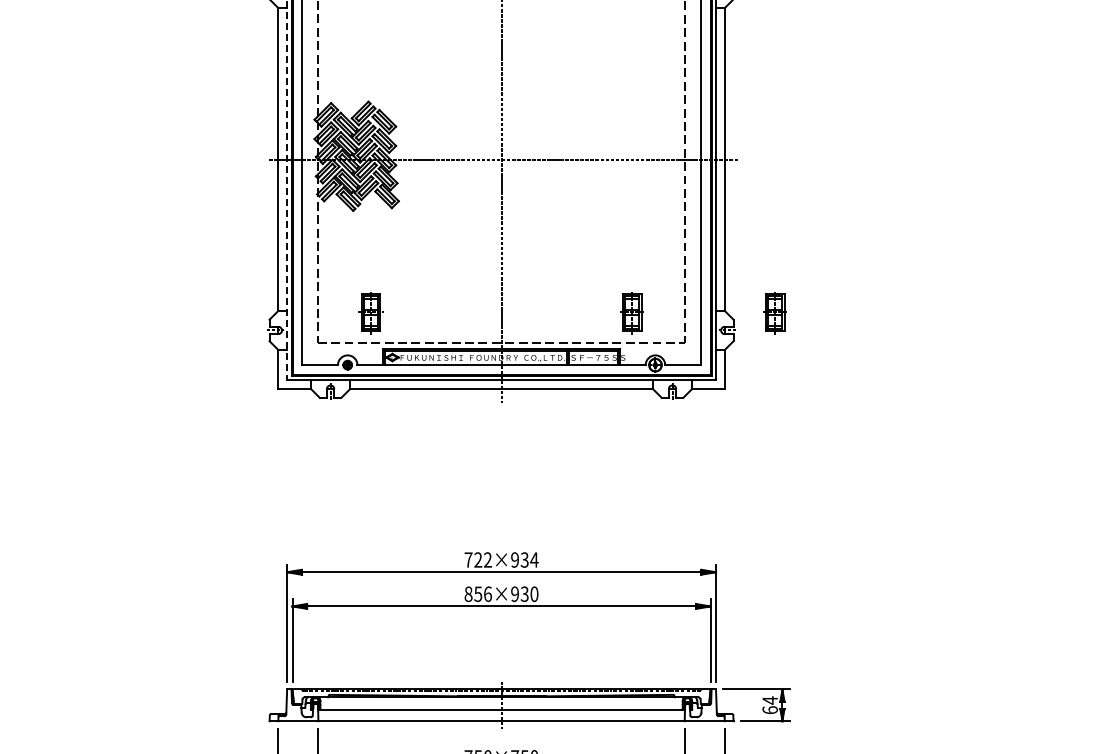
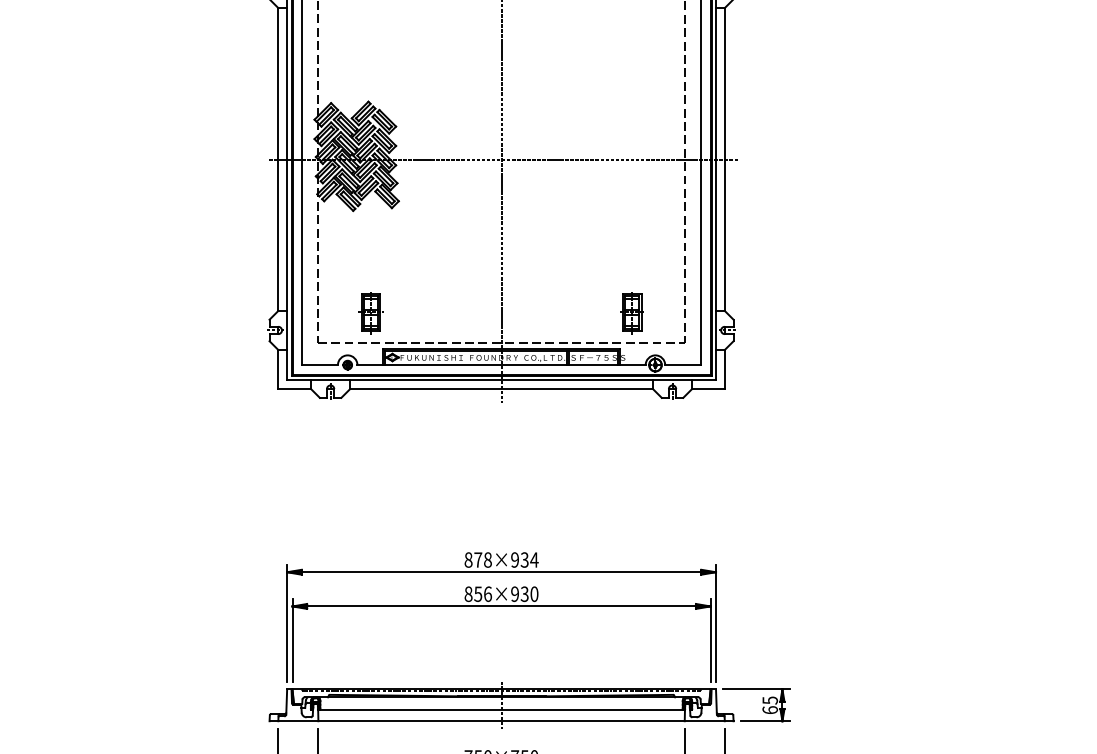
line: dashed -> solid (287, 190)
part: present -> none (774, 313)
text: 722×934 -> 878×934 (477, 559)
text: 64 -> 65 (770, 700)
